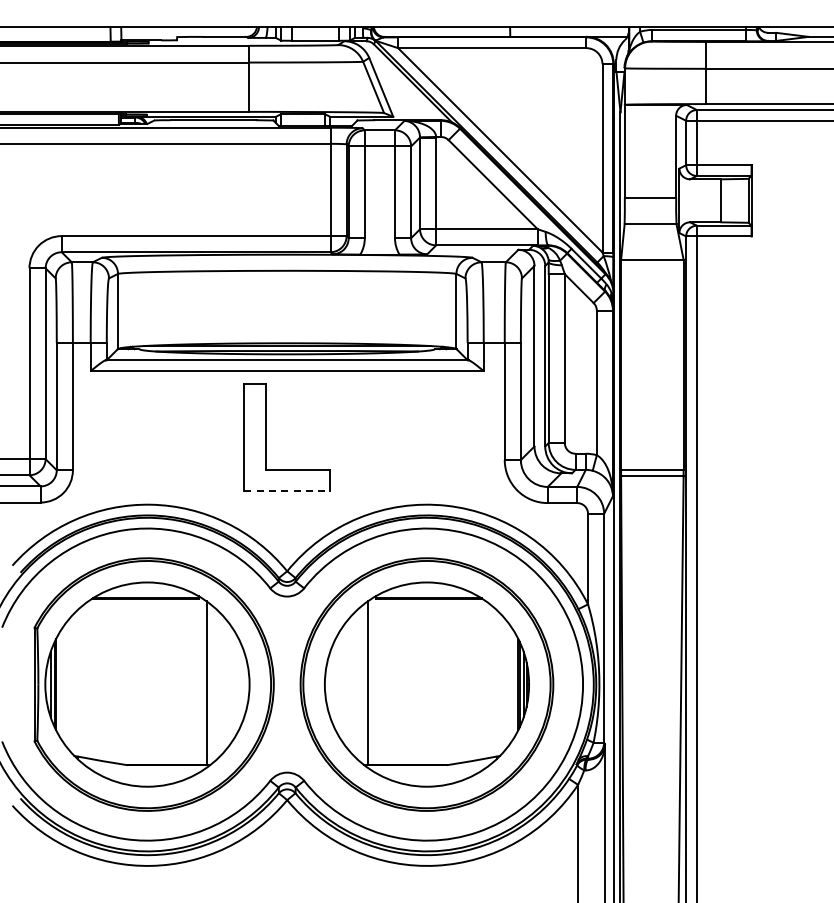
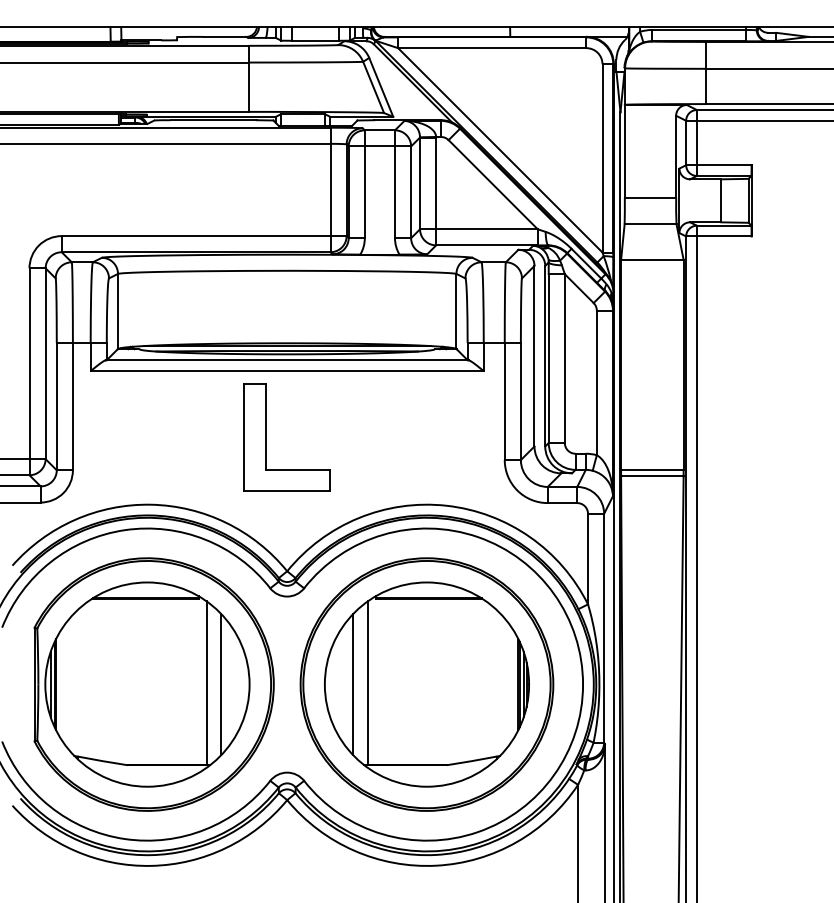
line: dashed -> solid (287, 491)
line: none -> present (221, 684)
line: none -> present (353, 684)
